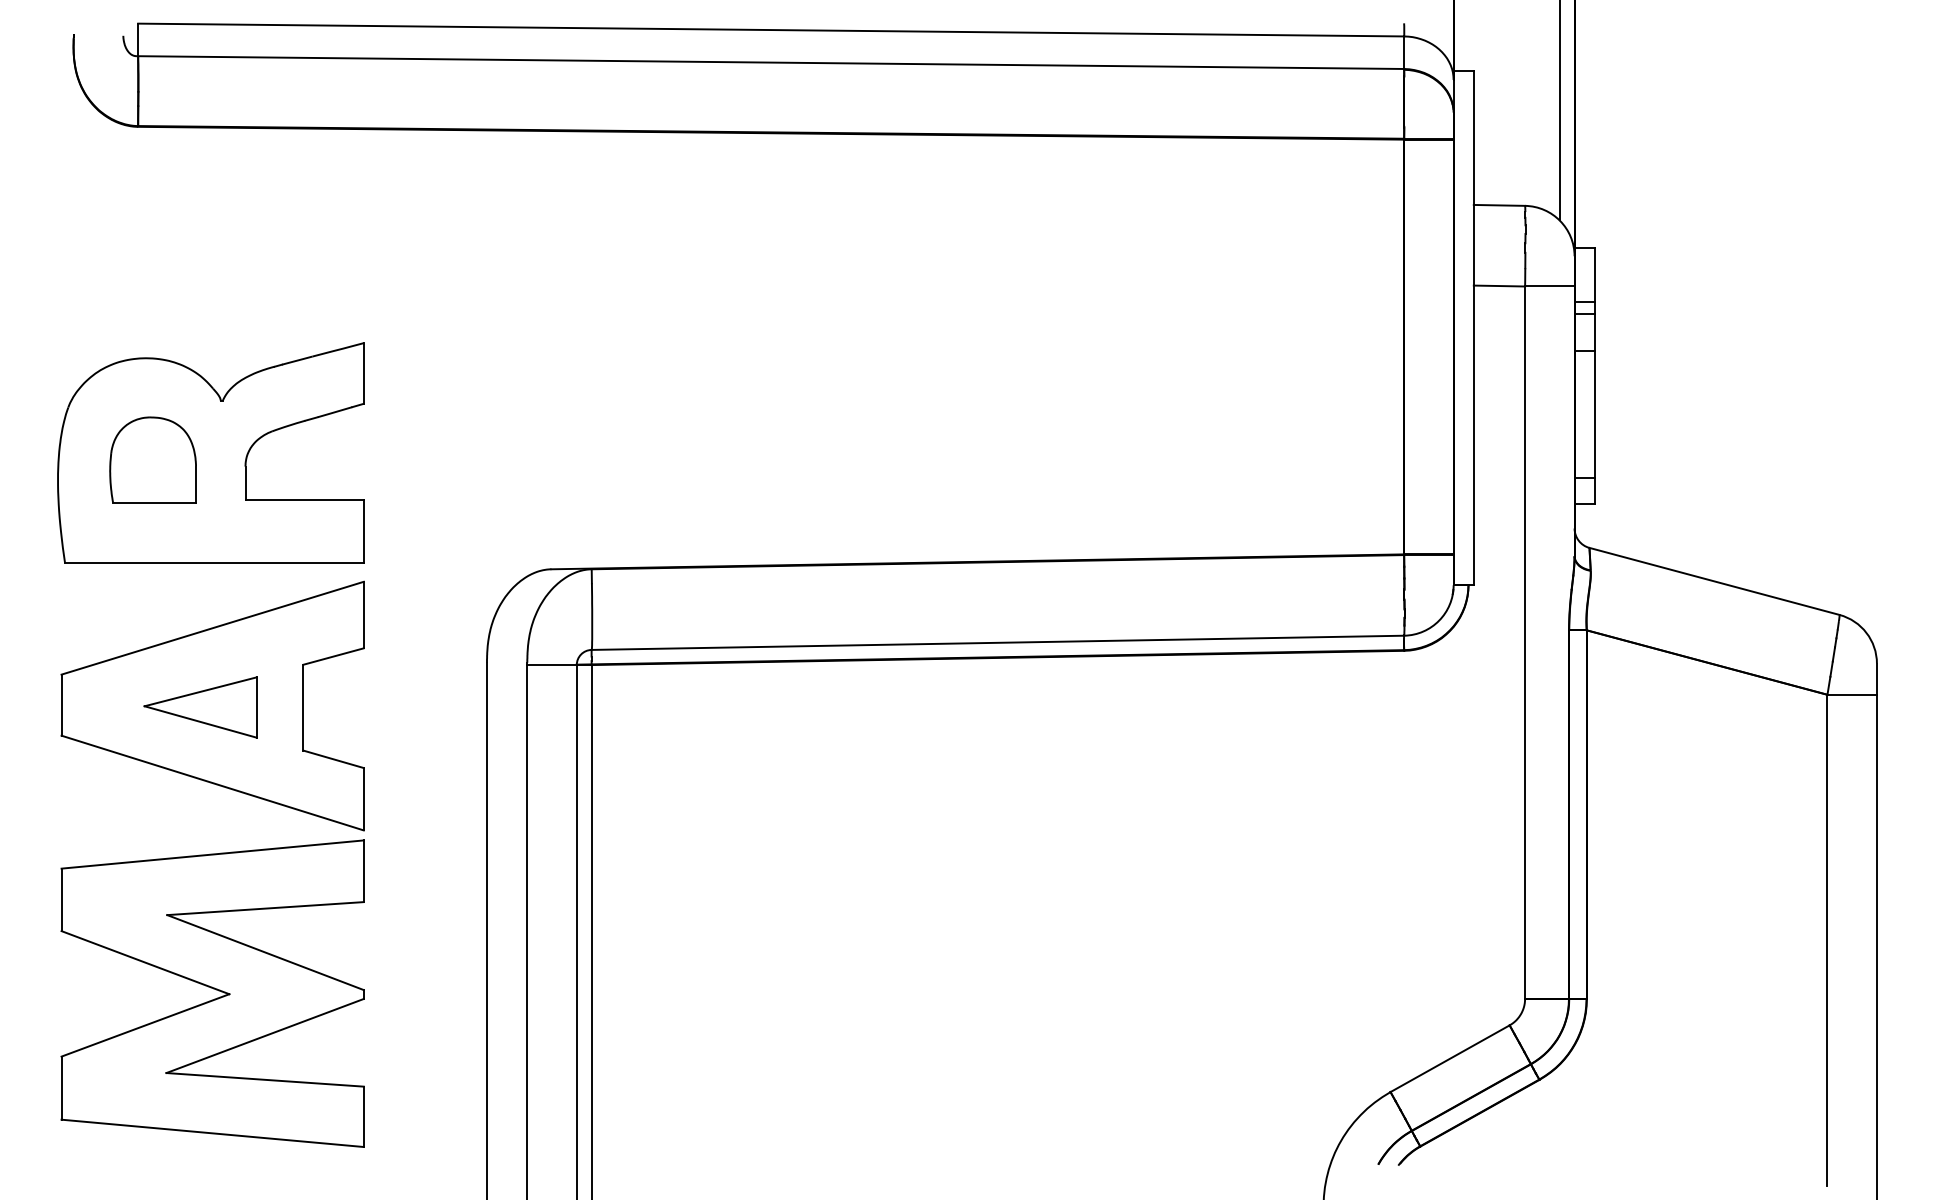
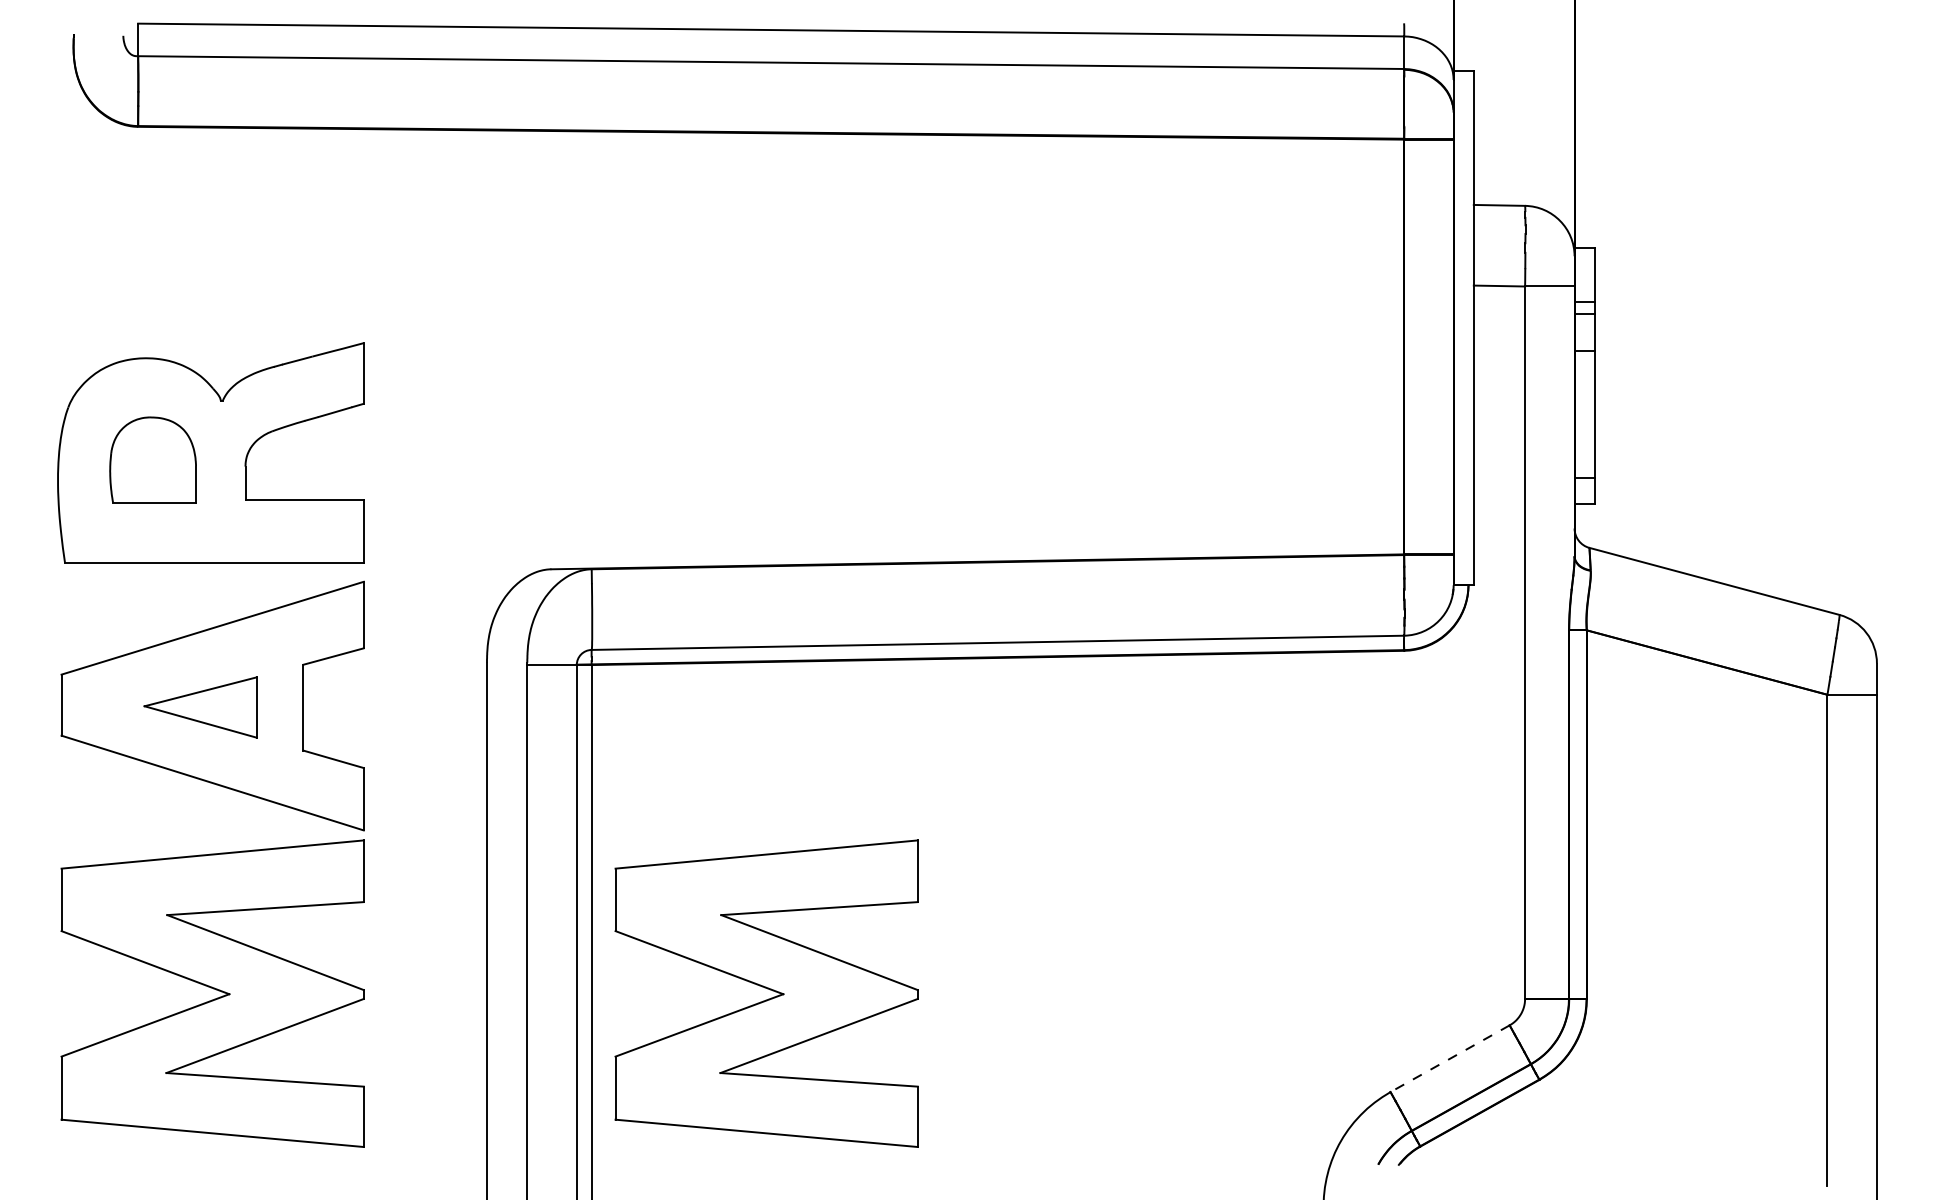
line: present -> none (1559, 111)
part: none -> present (766, 993)
line: solid -> dashed (1449, 1058)
